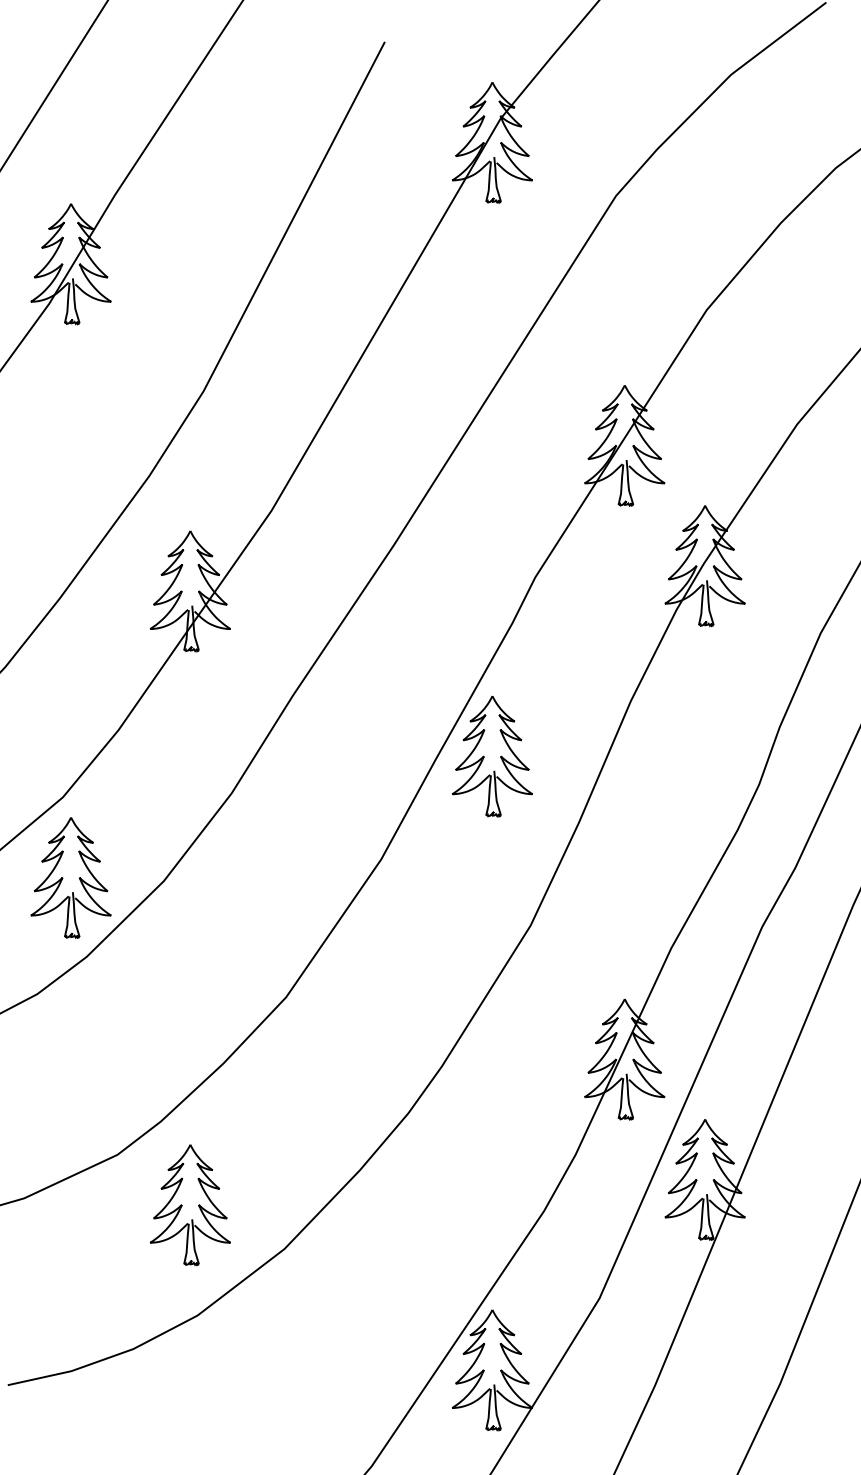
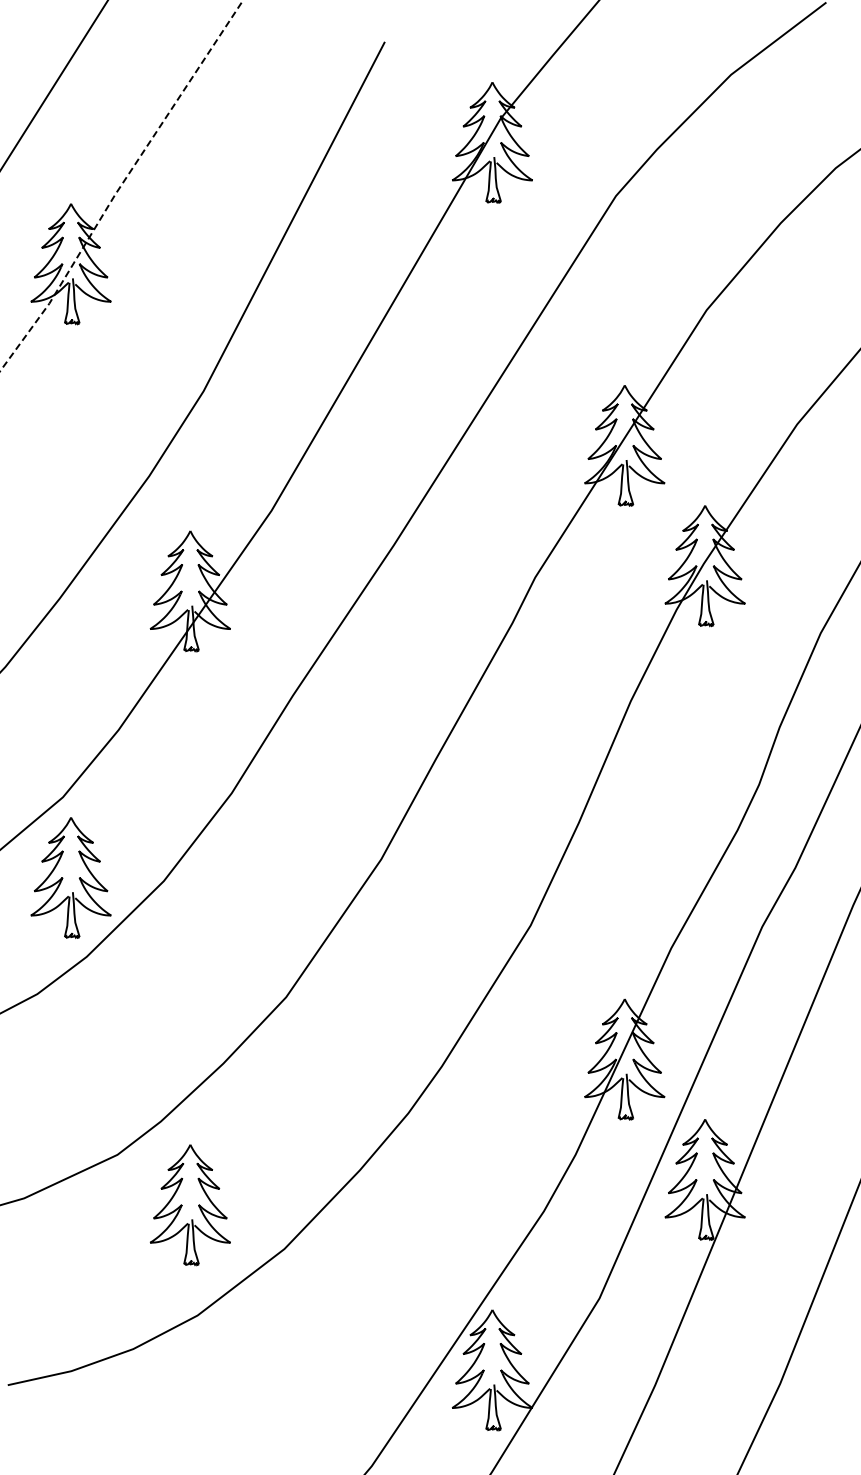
line: solid -> dashed (120, 186)
part: present -> none (492, 756)
